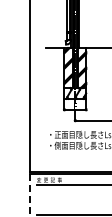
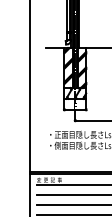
line: none -> present (72, 194)
line: dashed -> solid (30, 195)
line: none -> present (72, 204)
